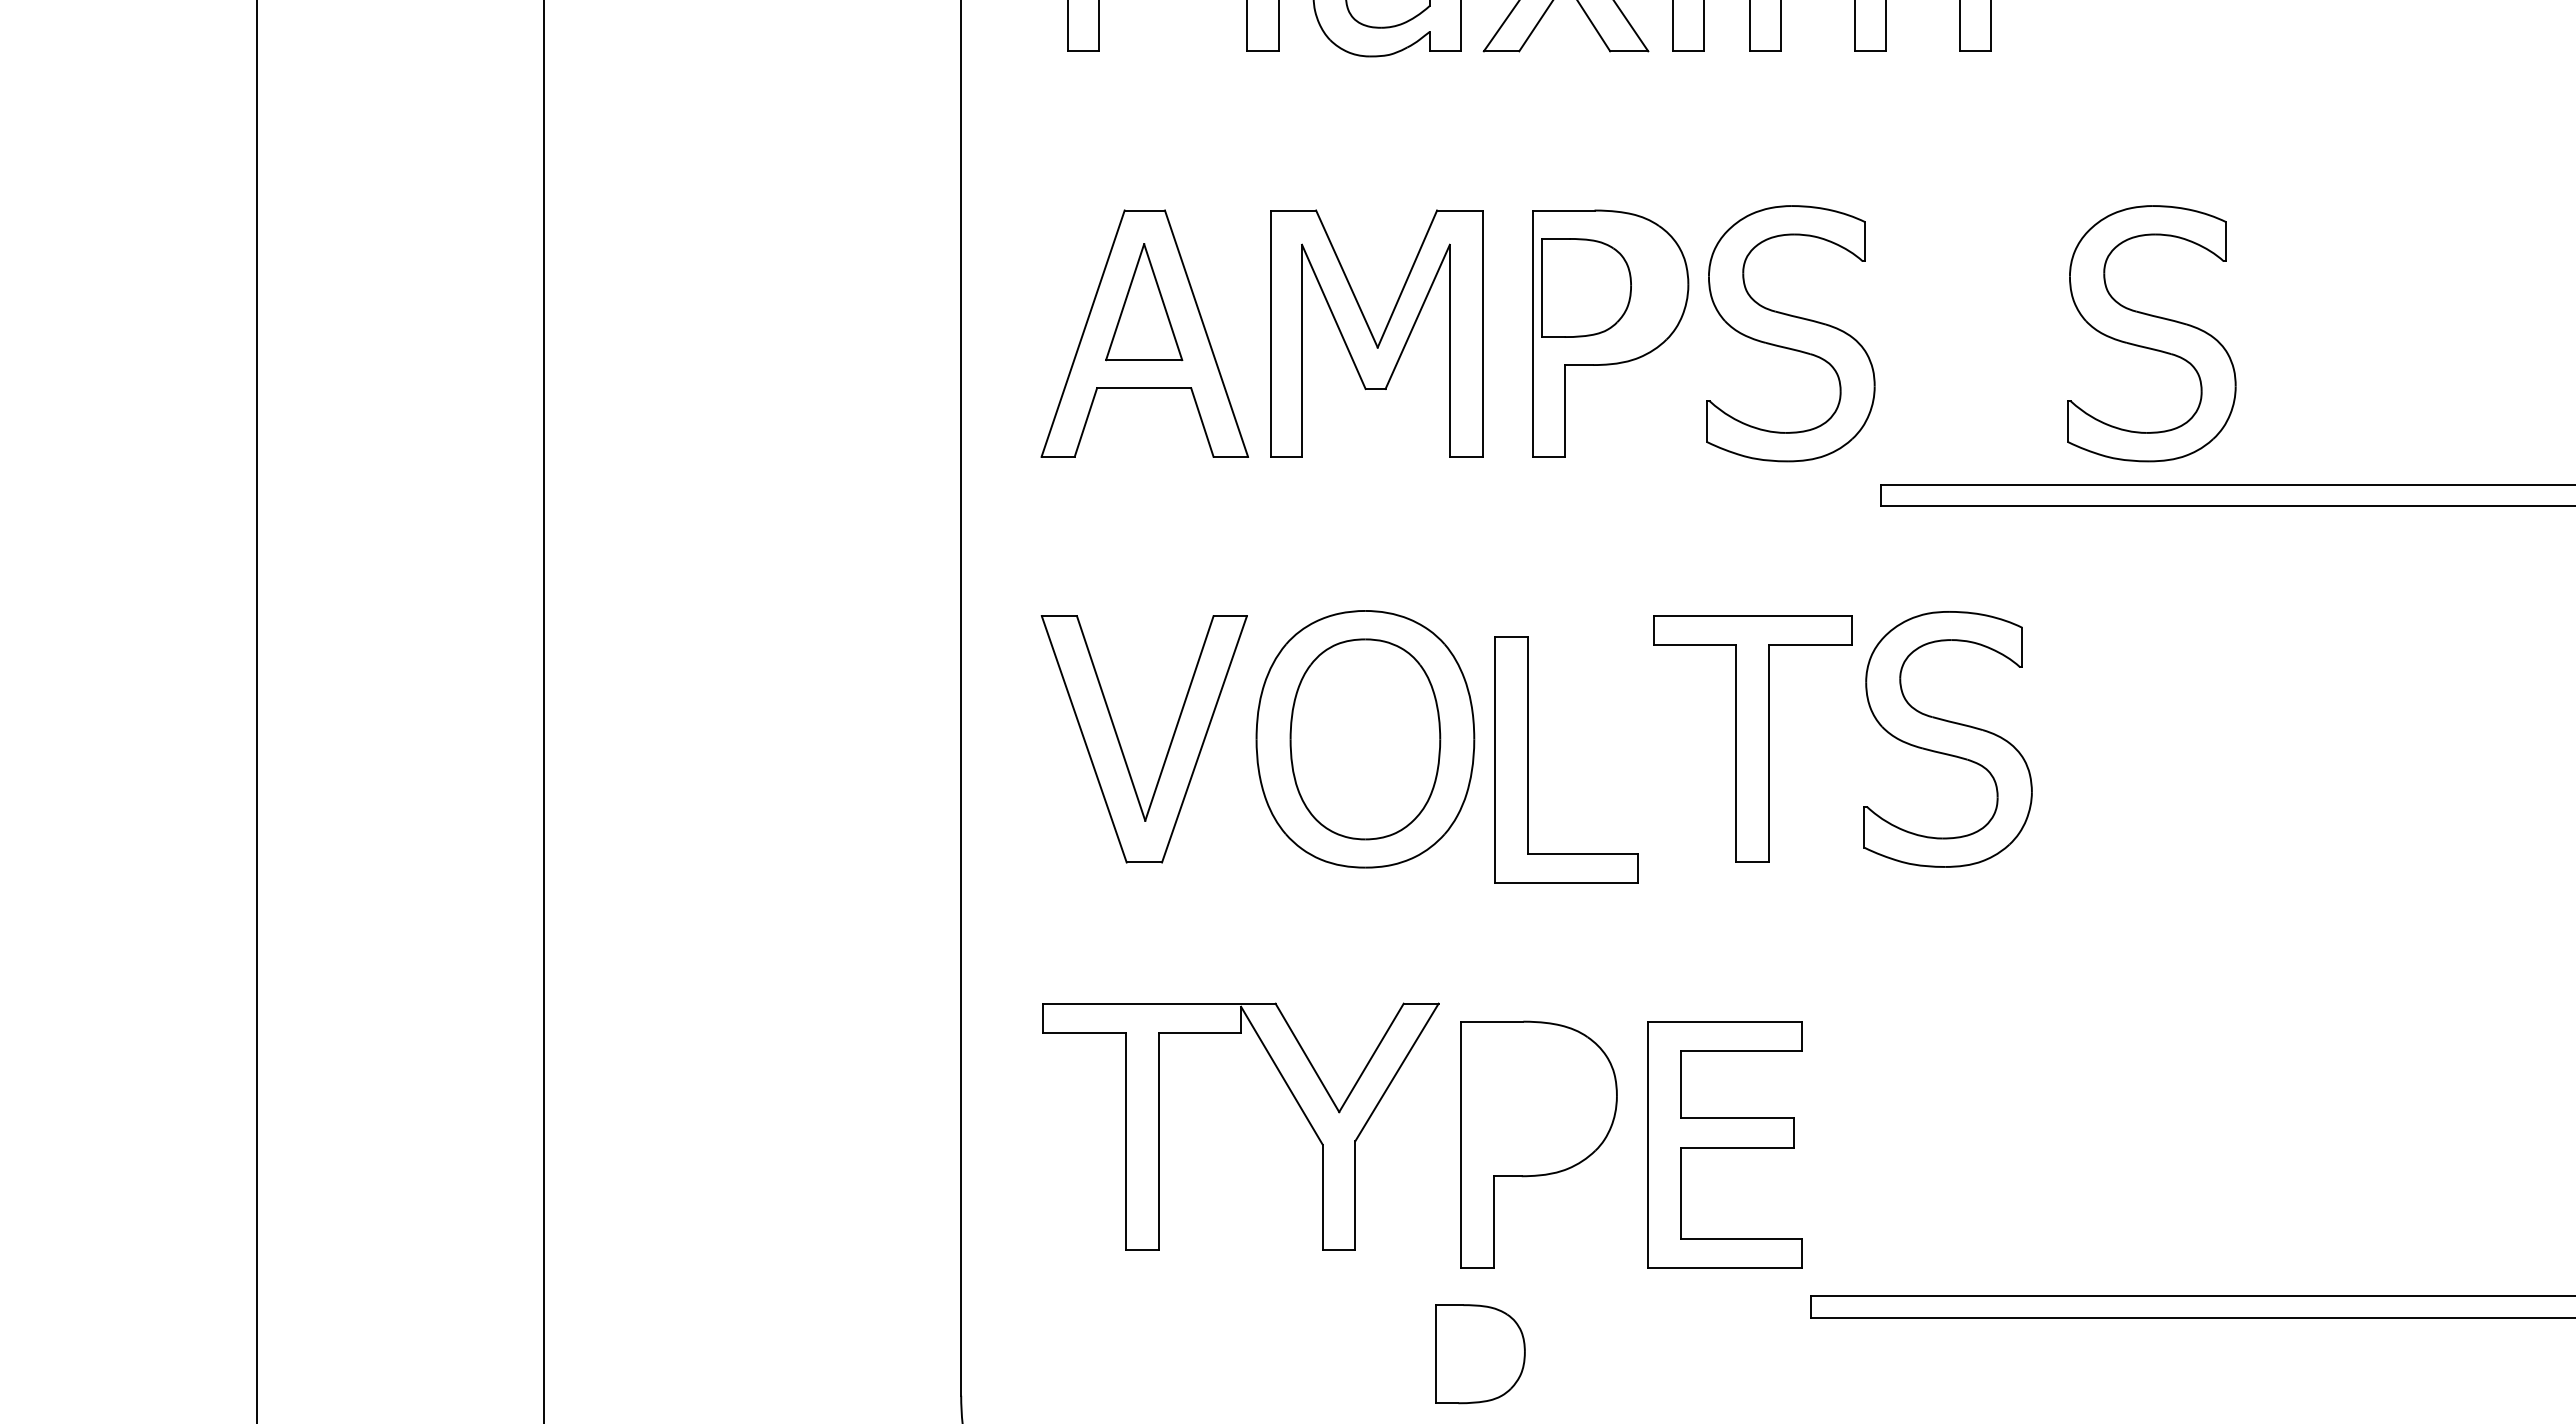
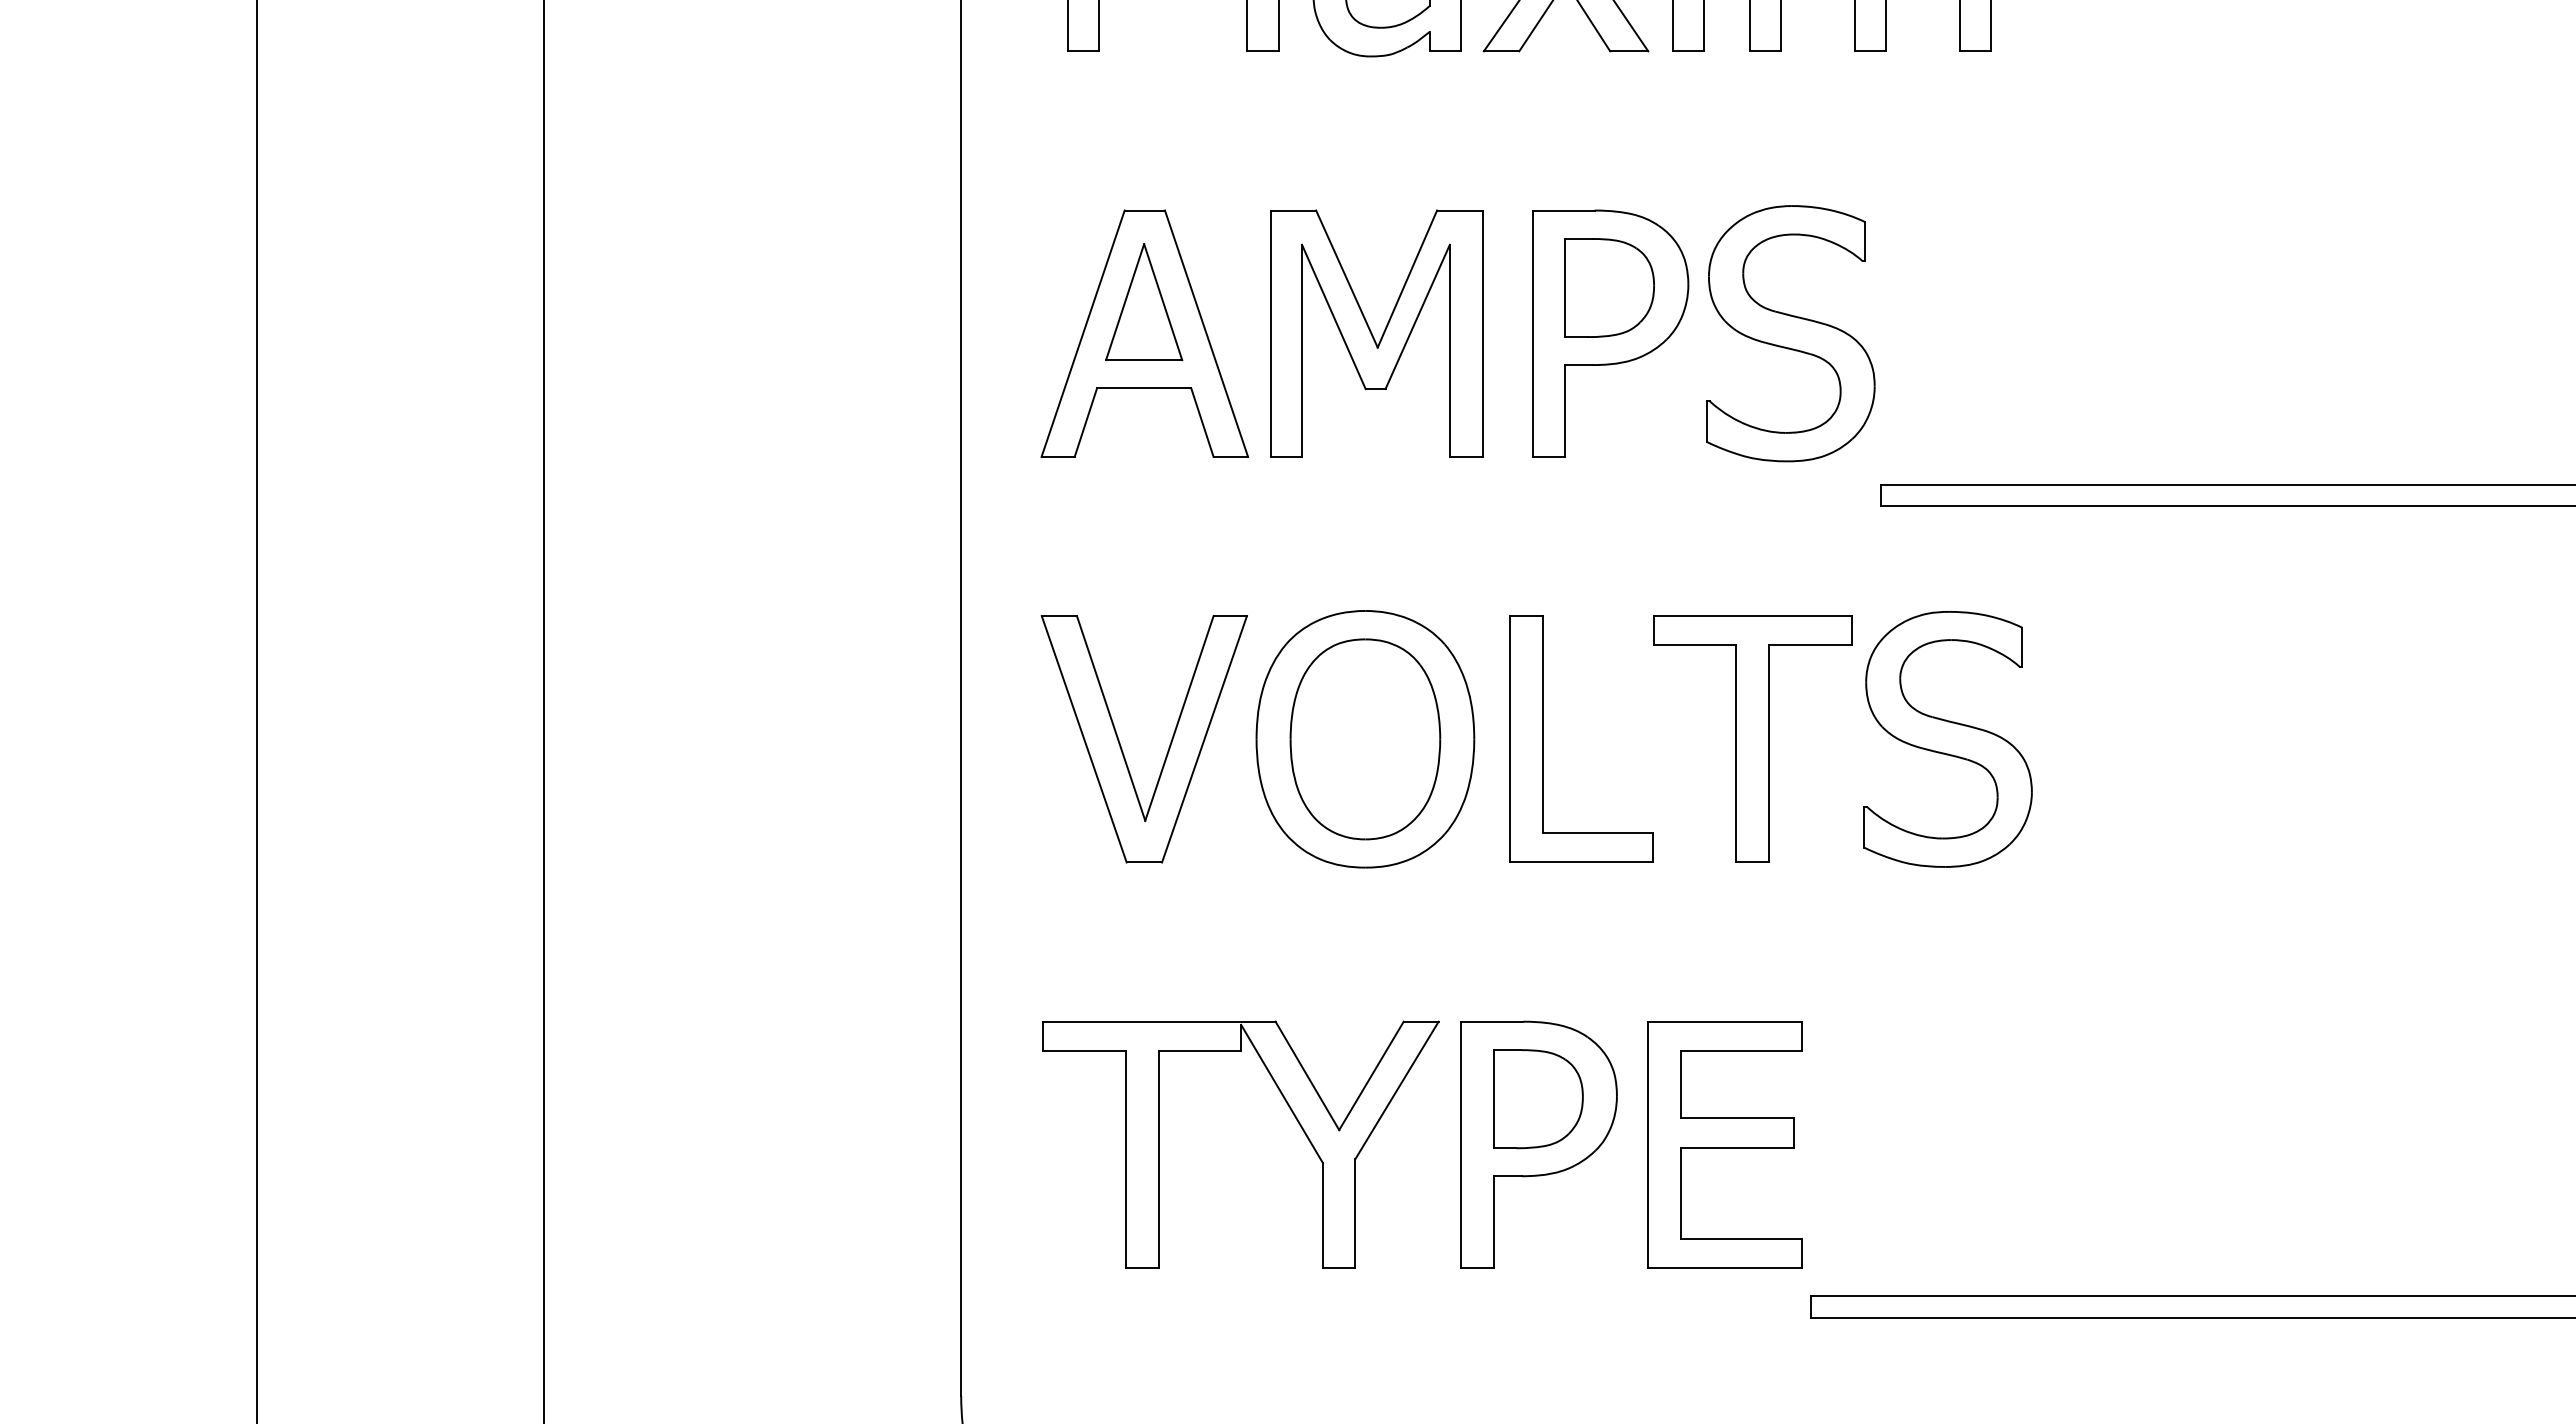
part position: (1586, 287) -> (1609, 287) (1609, 287)
part: present -> none (2151, 333)
part position: (1528, 759) -> (1543, 738) (1543, 738)
part position: (1291, 1094) -> (1291, 1112) (1291, 1112)
part position: (1480, 1354) -> (1538, 1099) (1538, 1099)
